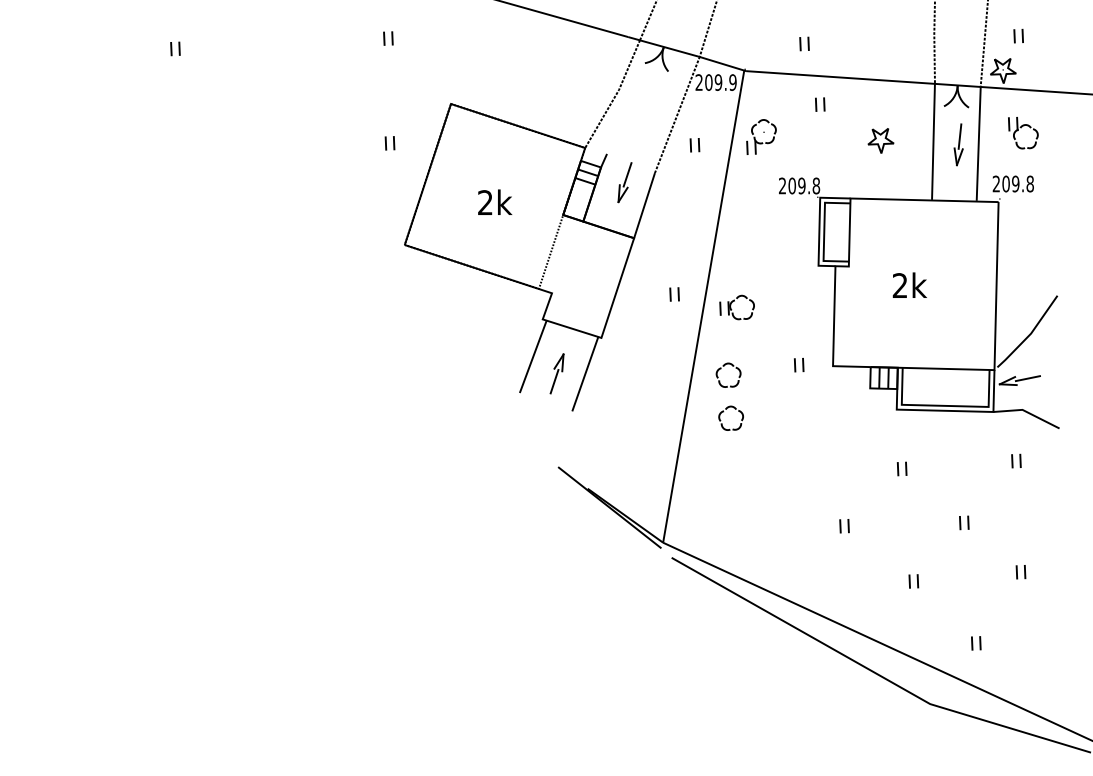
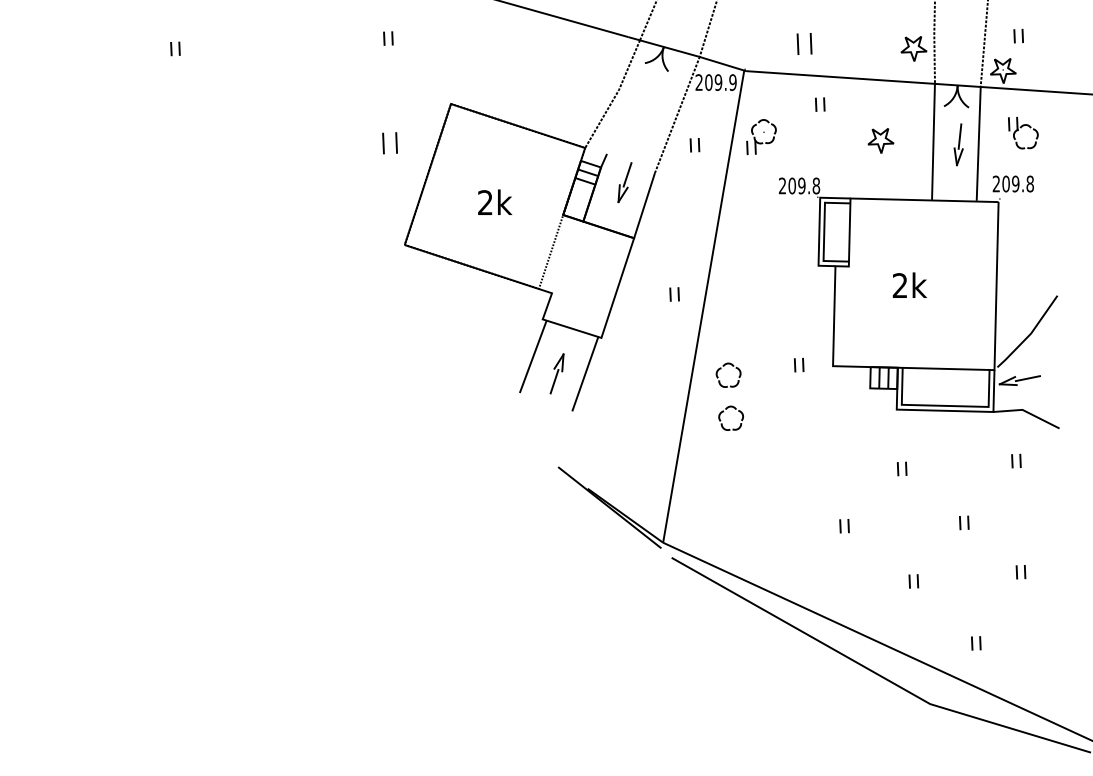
part size: 11x16 px -> 17x22 px (804, 43)
part: none -> present (913, 48)
part size: 12x15 px -> 16x23 px (389, 143)
part: present -> none (736, 307)
